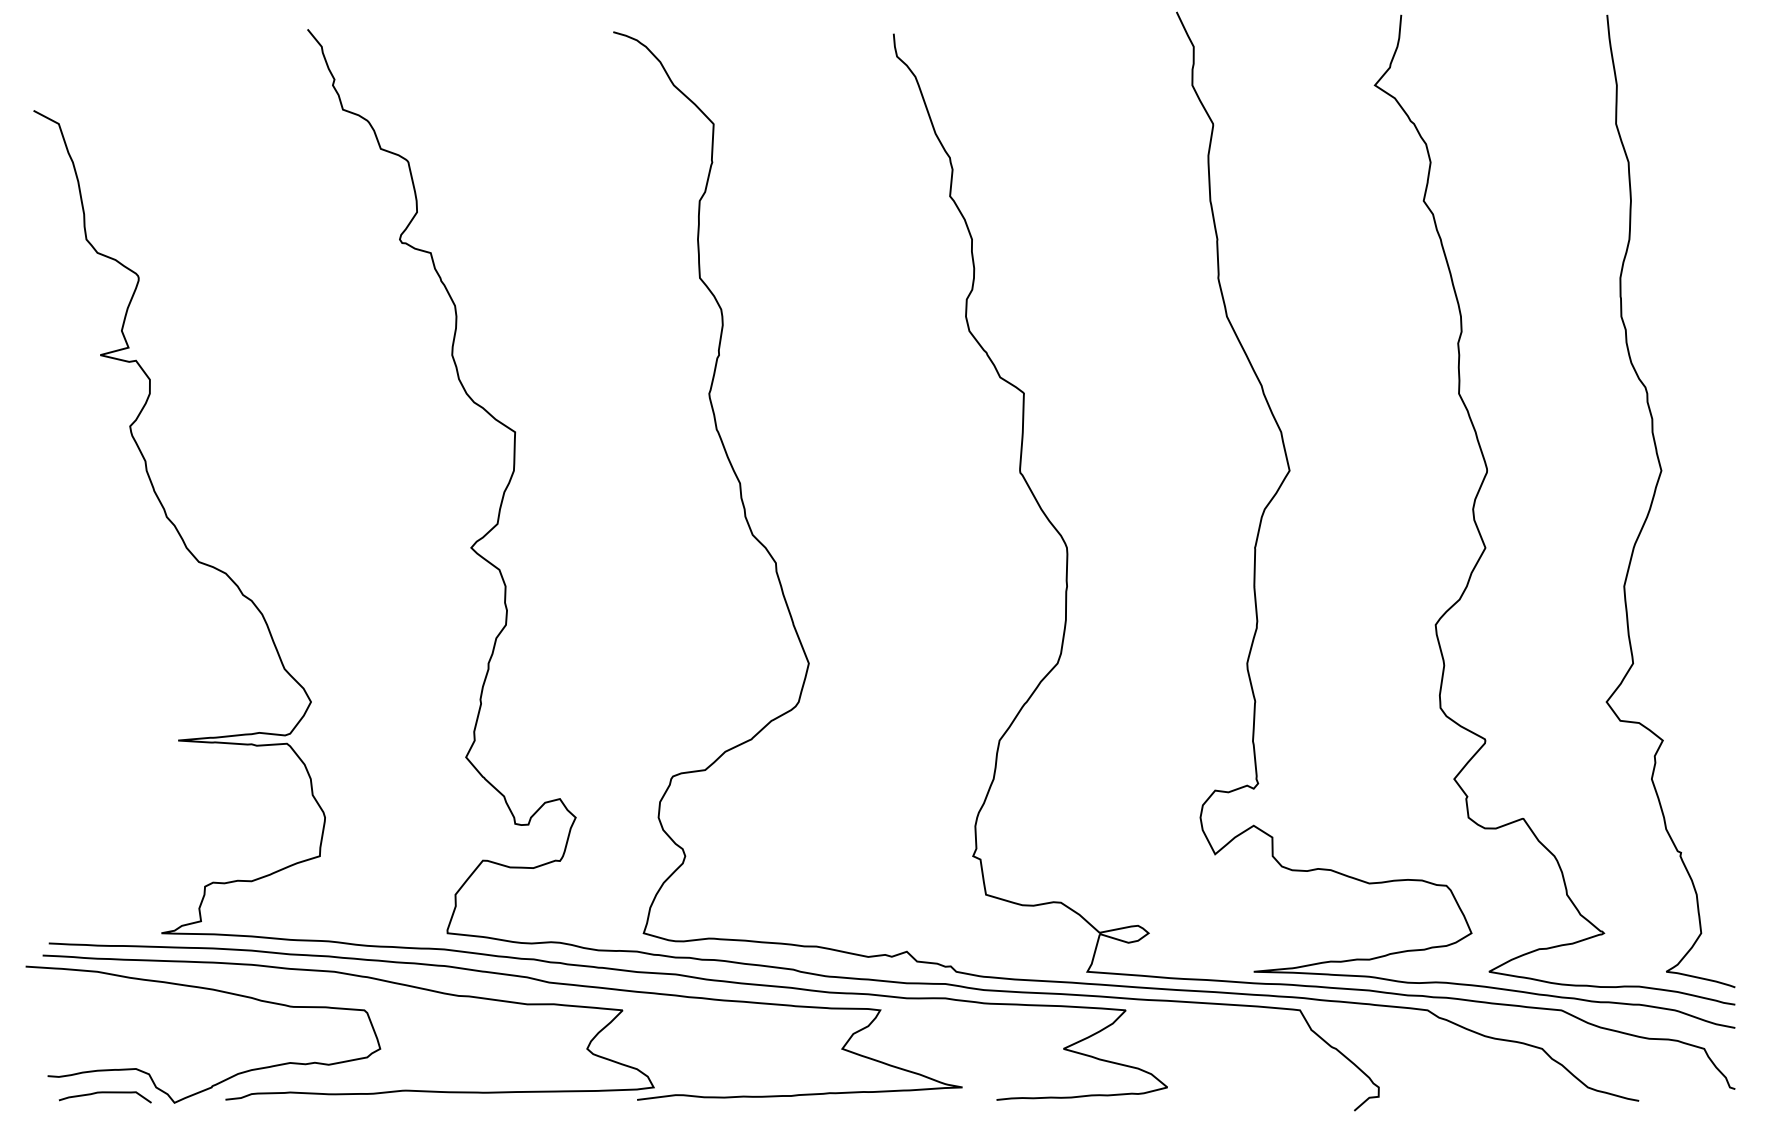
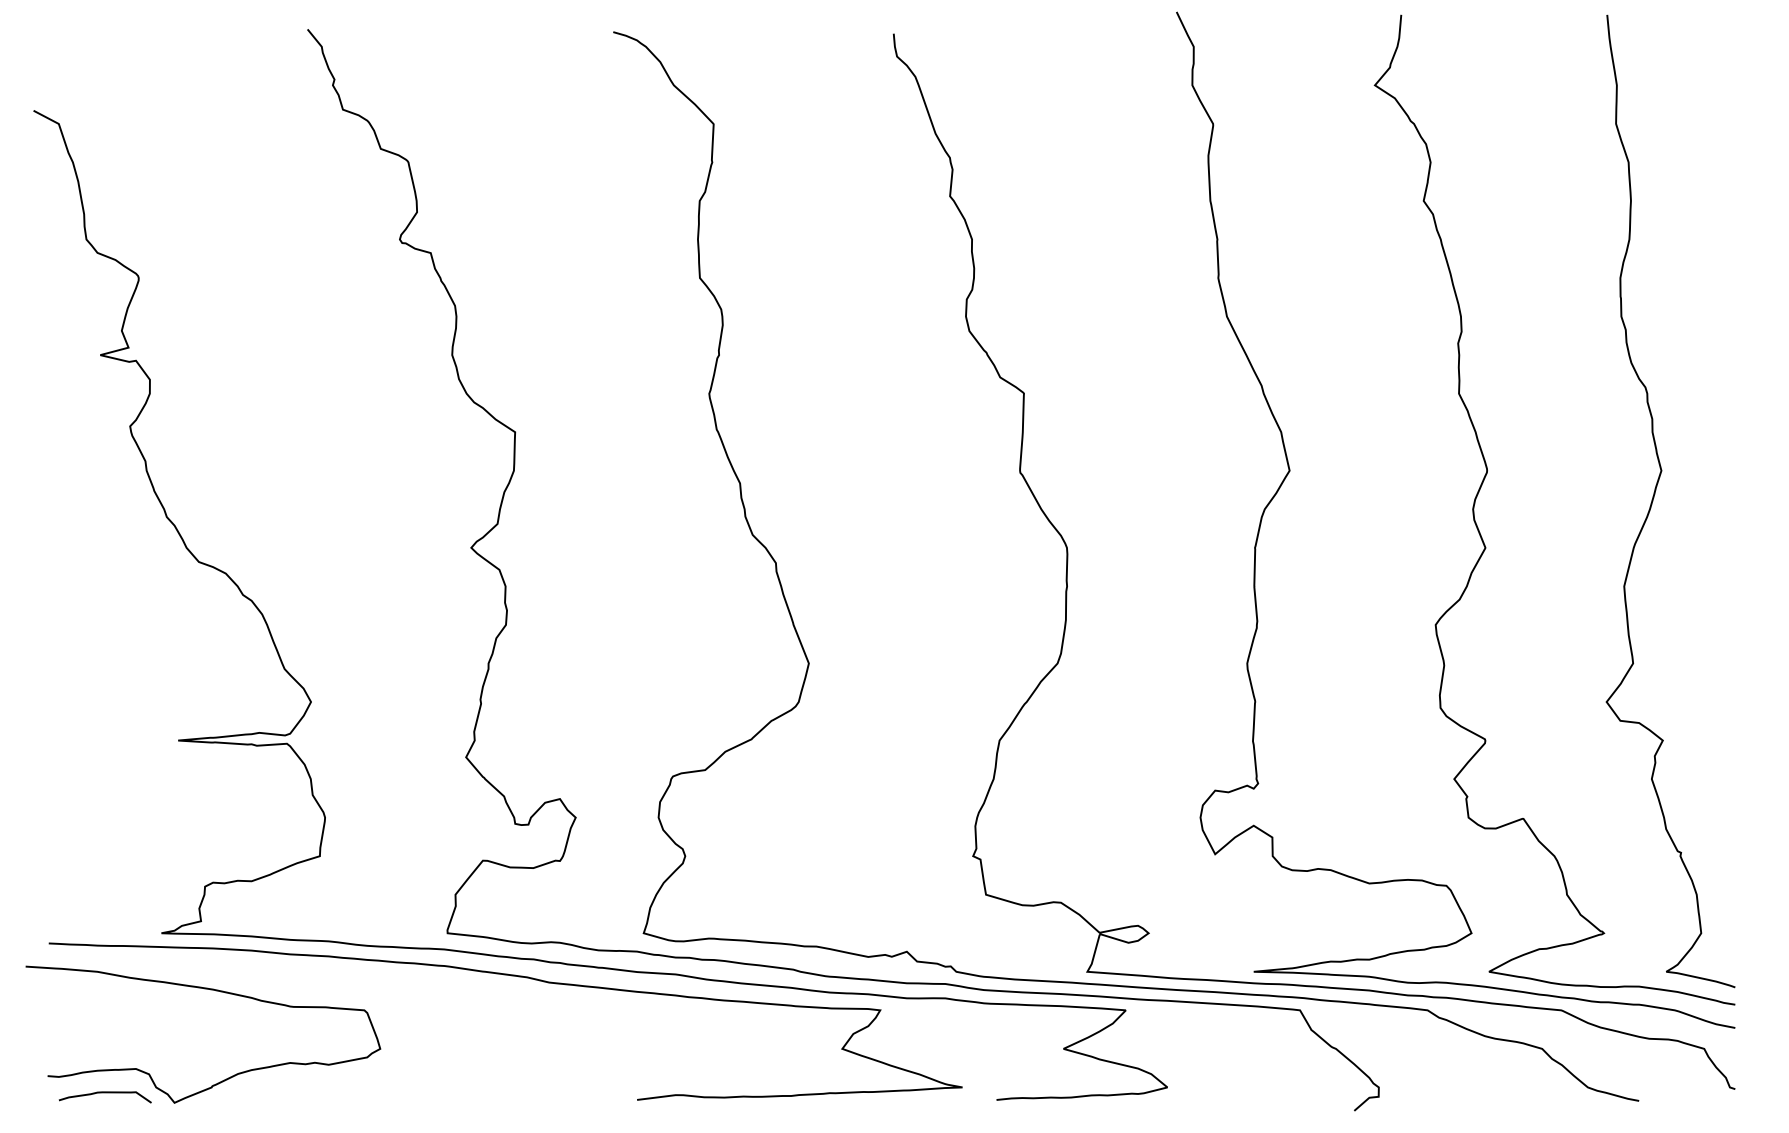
curve: present -> none (354, 976)
